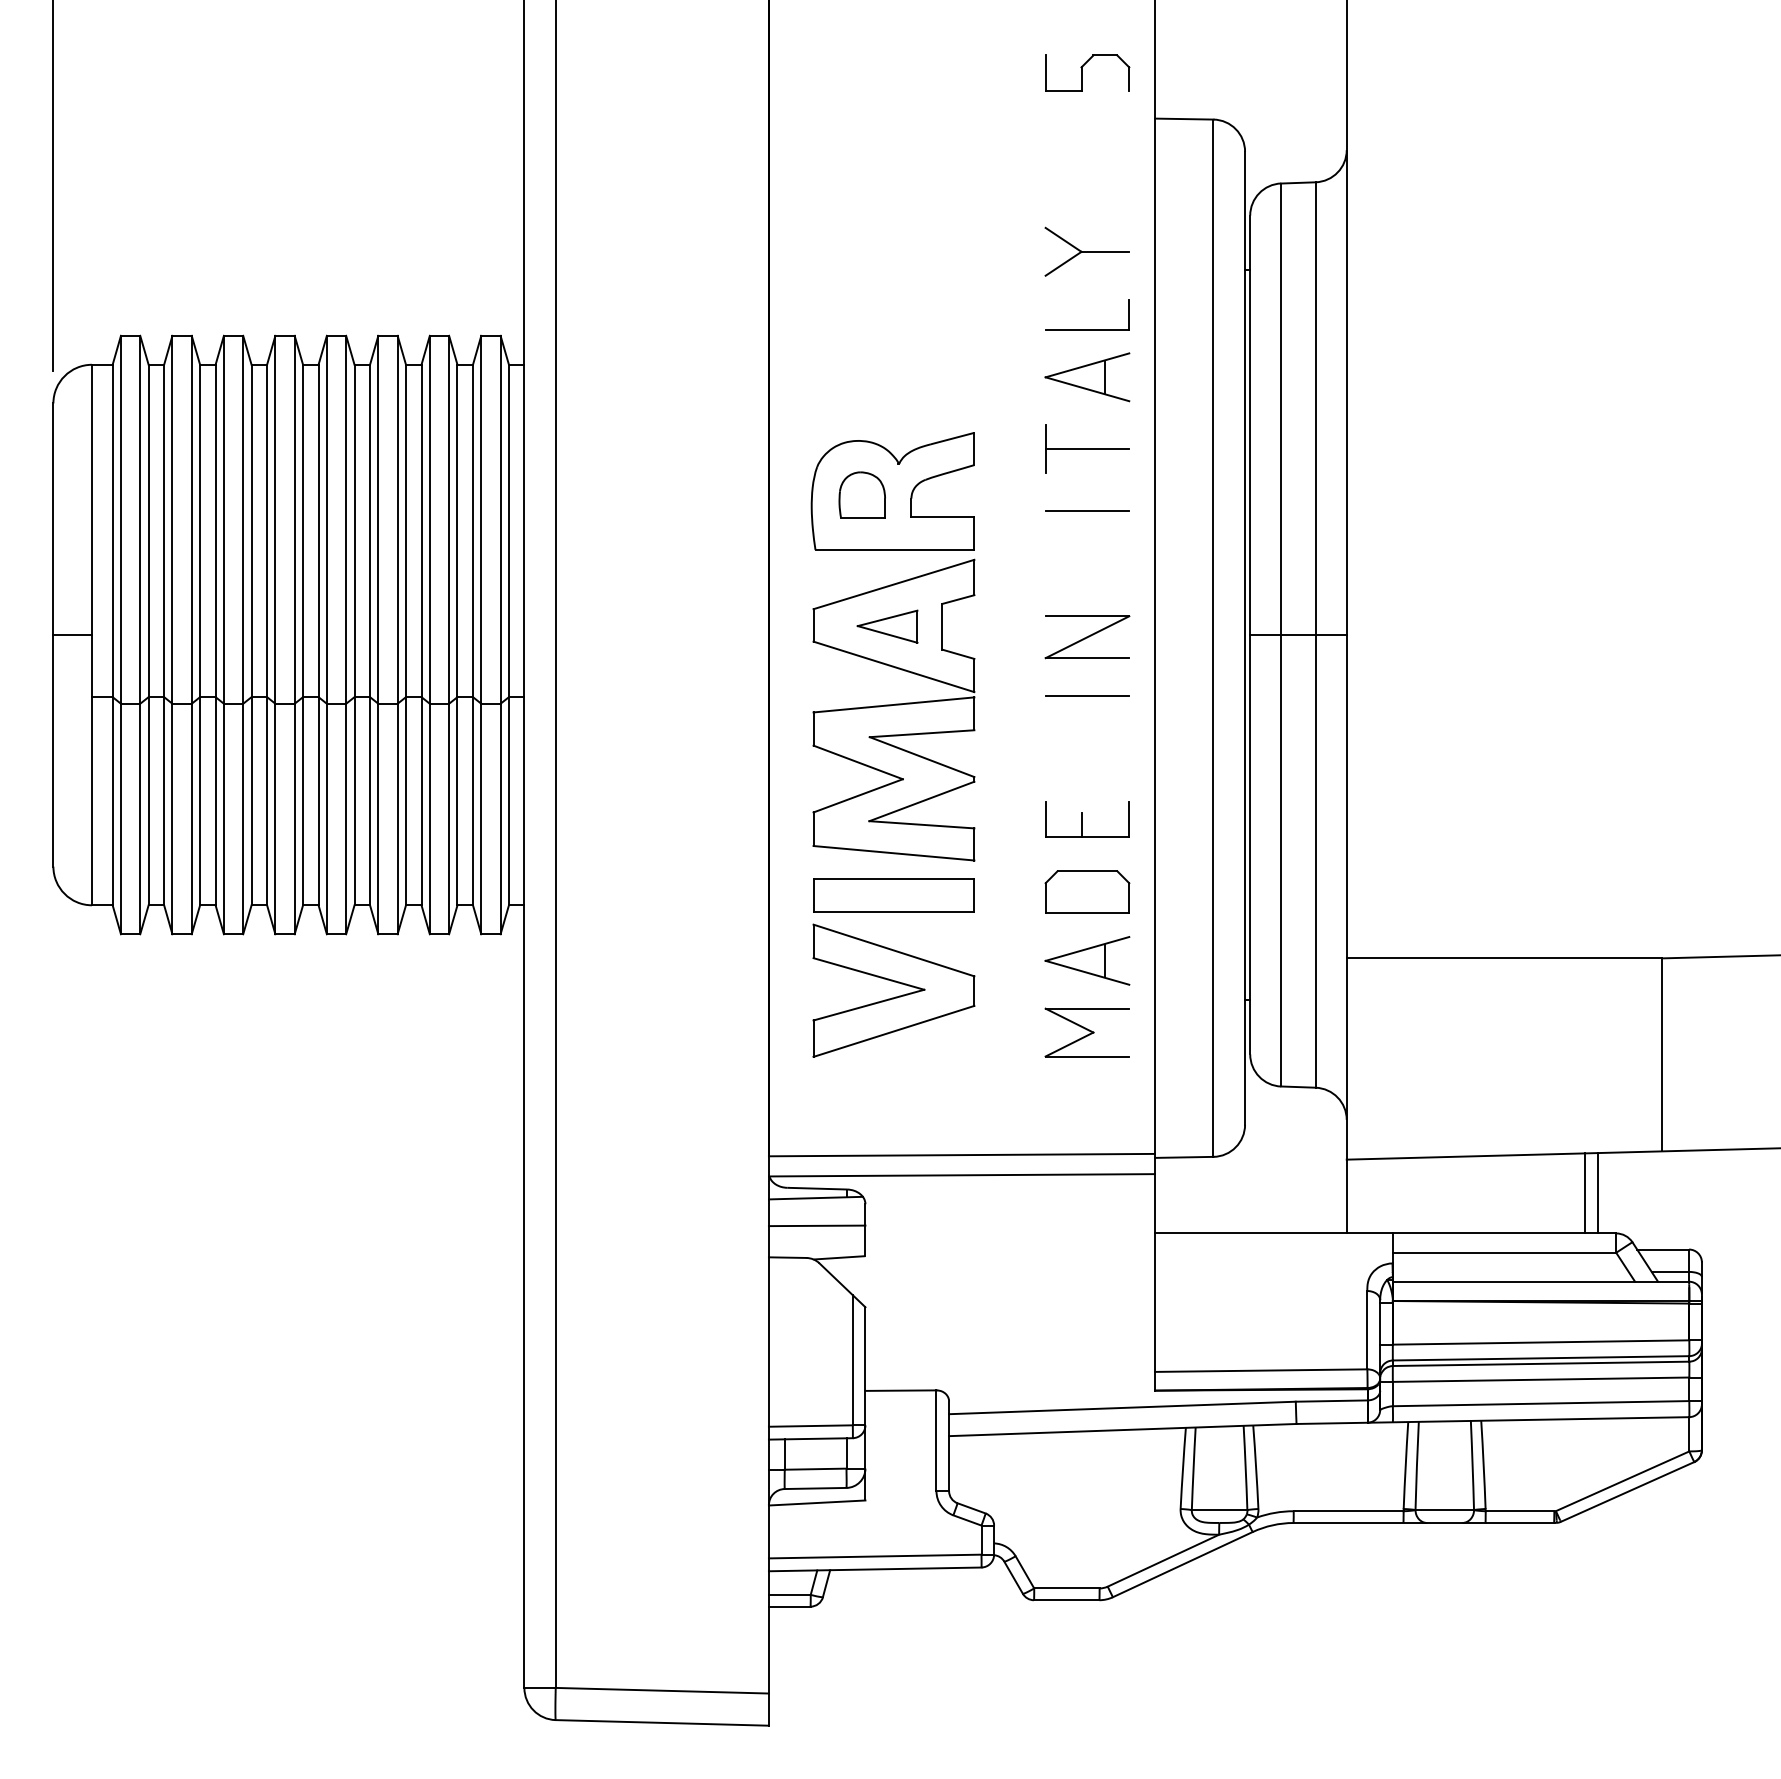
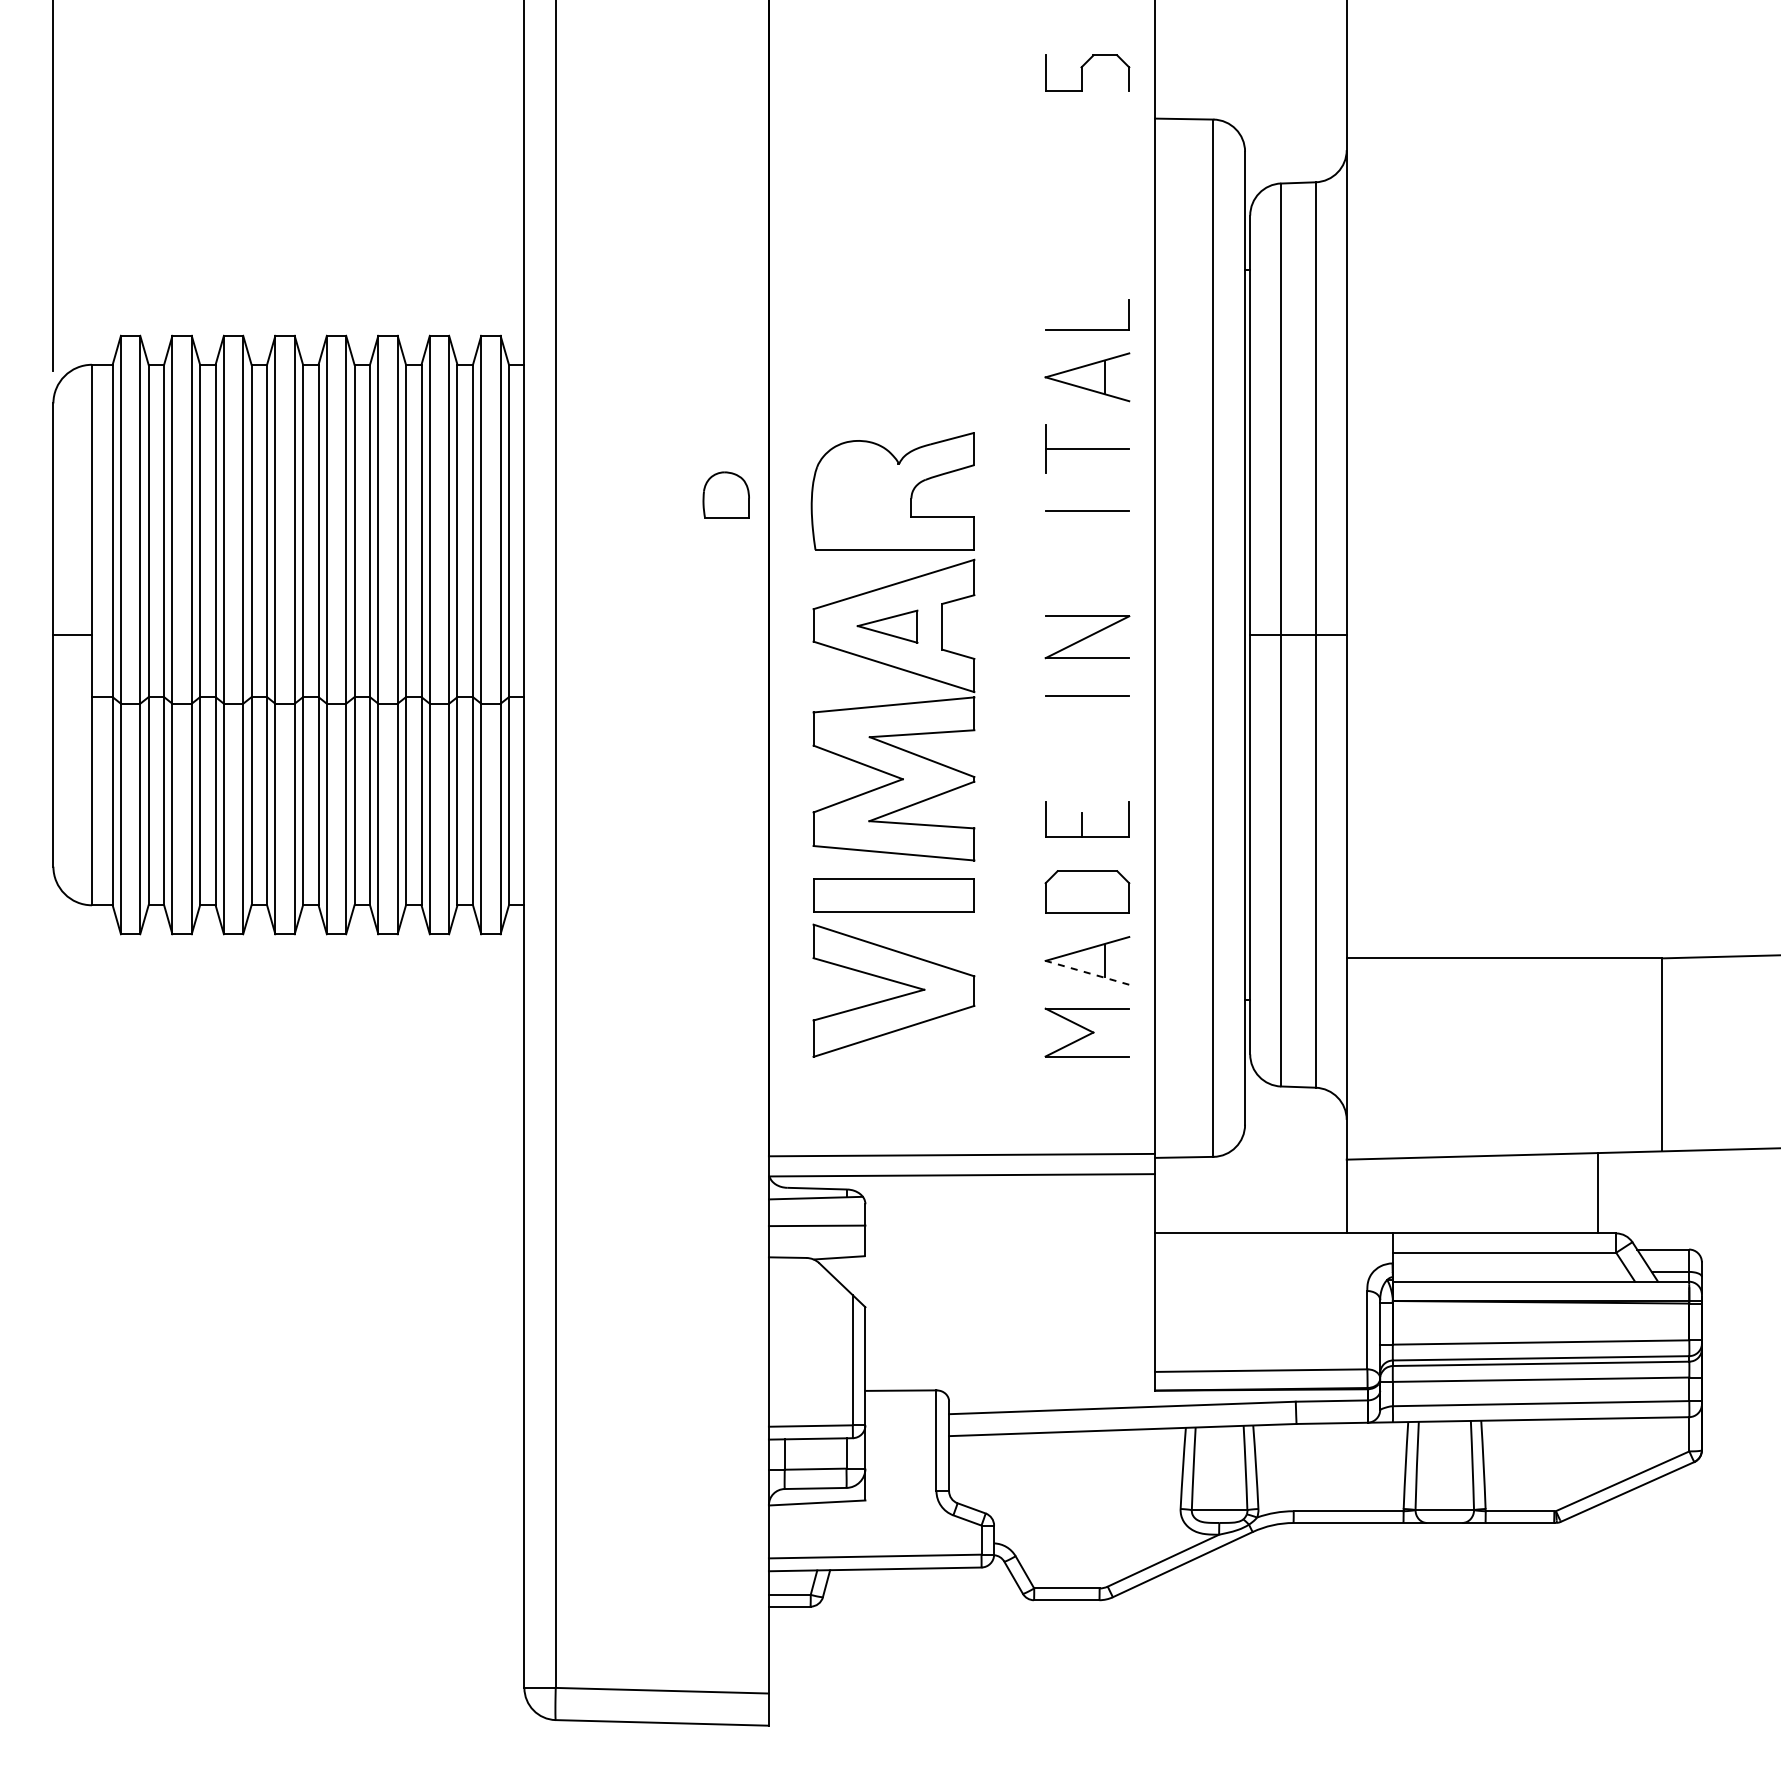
part: present -> none (1086, 251)
part position: (861, 494) -> (725, 494) (725, 494)
line: solid -> dashed (1086, 972)
line: present -> none (1585, 1193)
